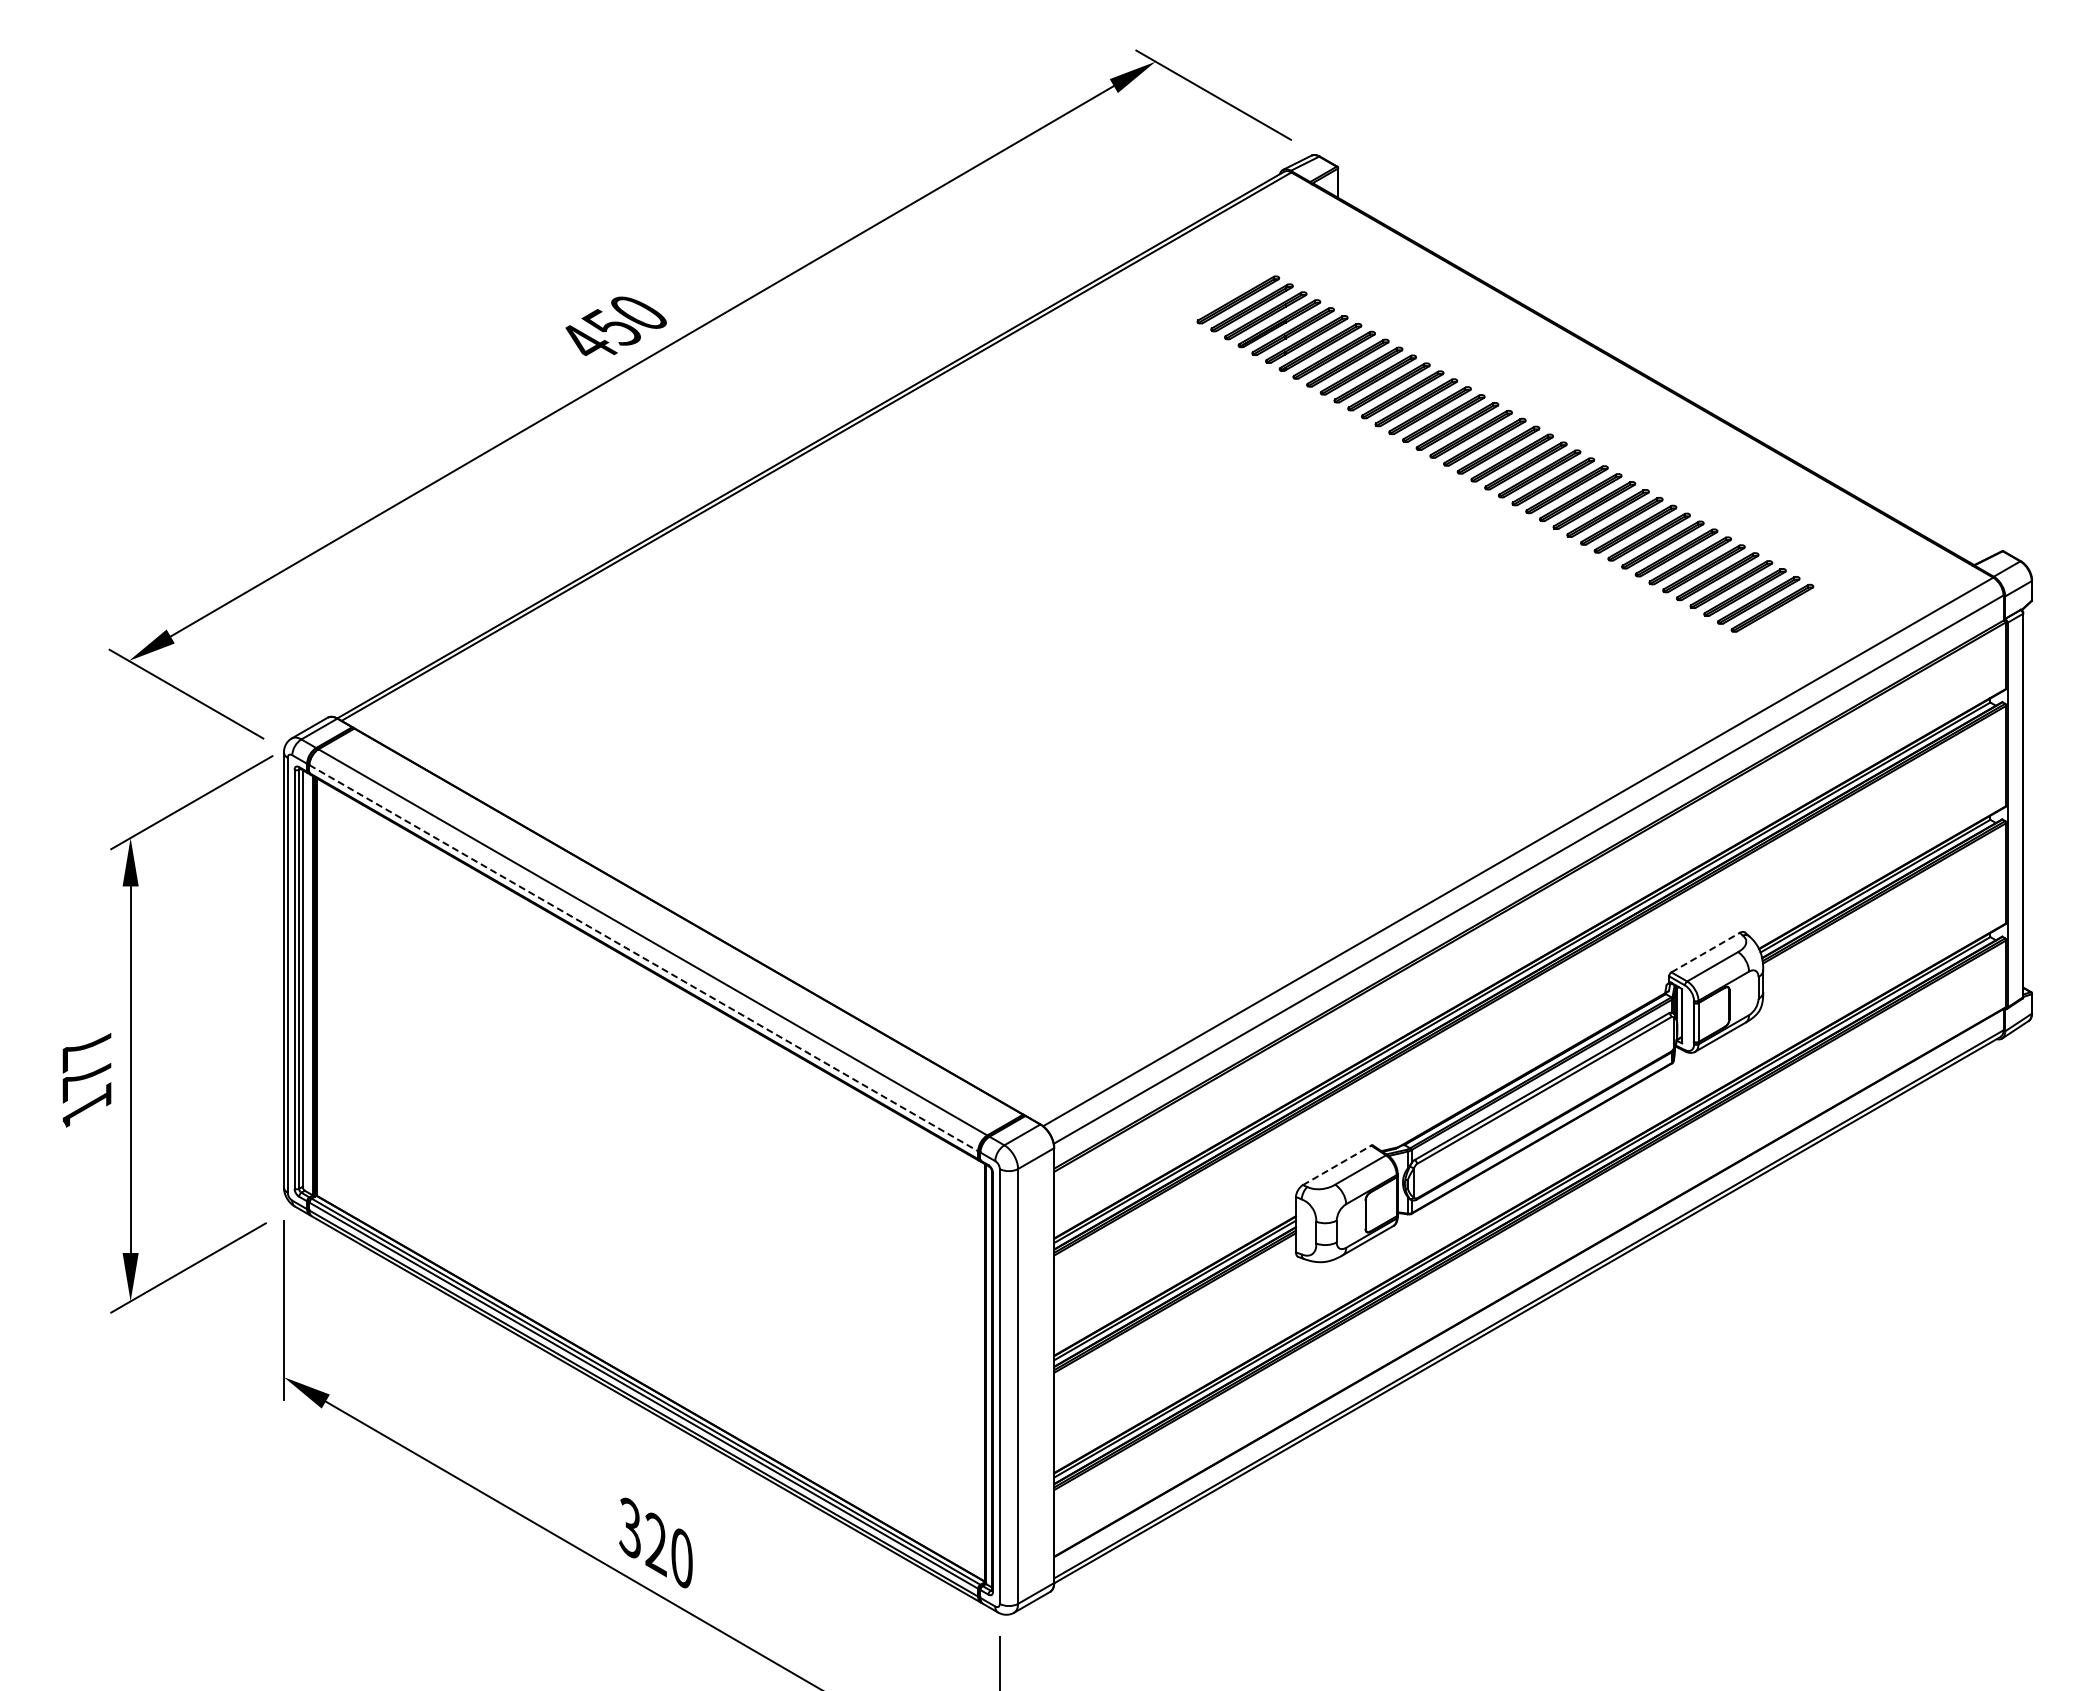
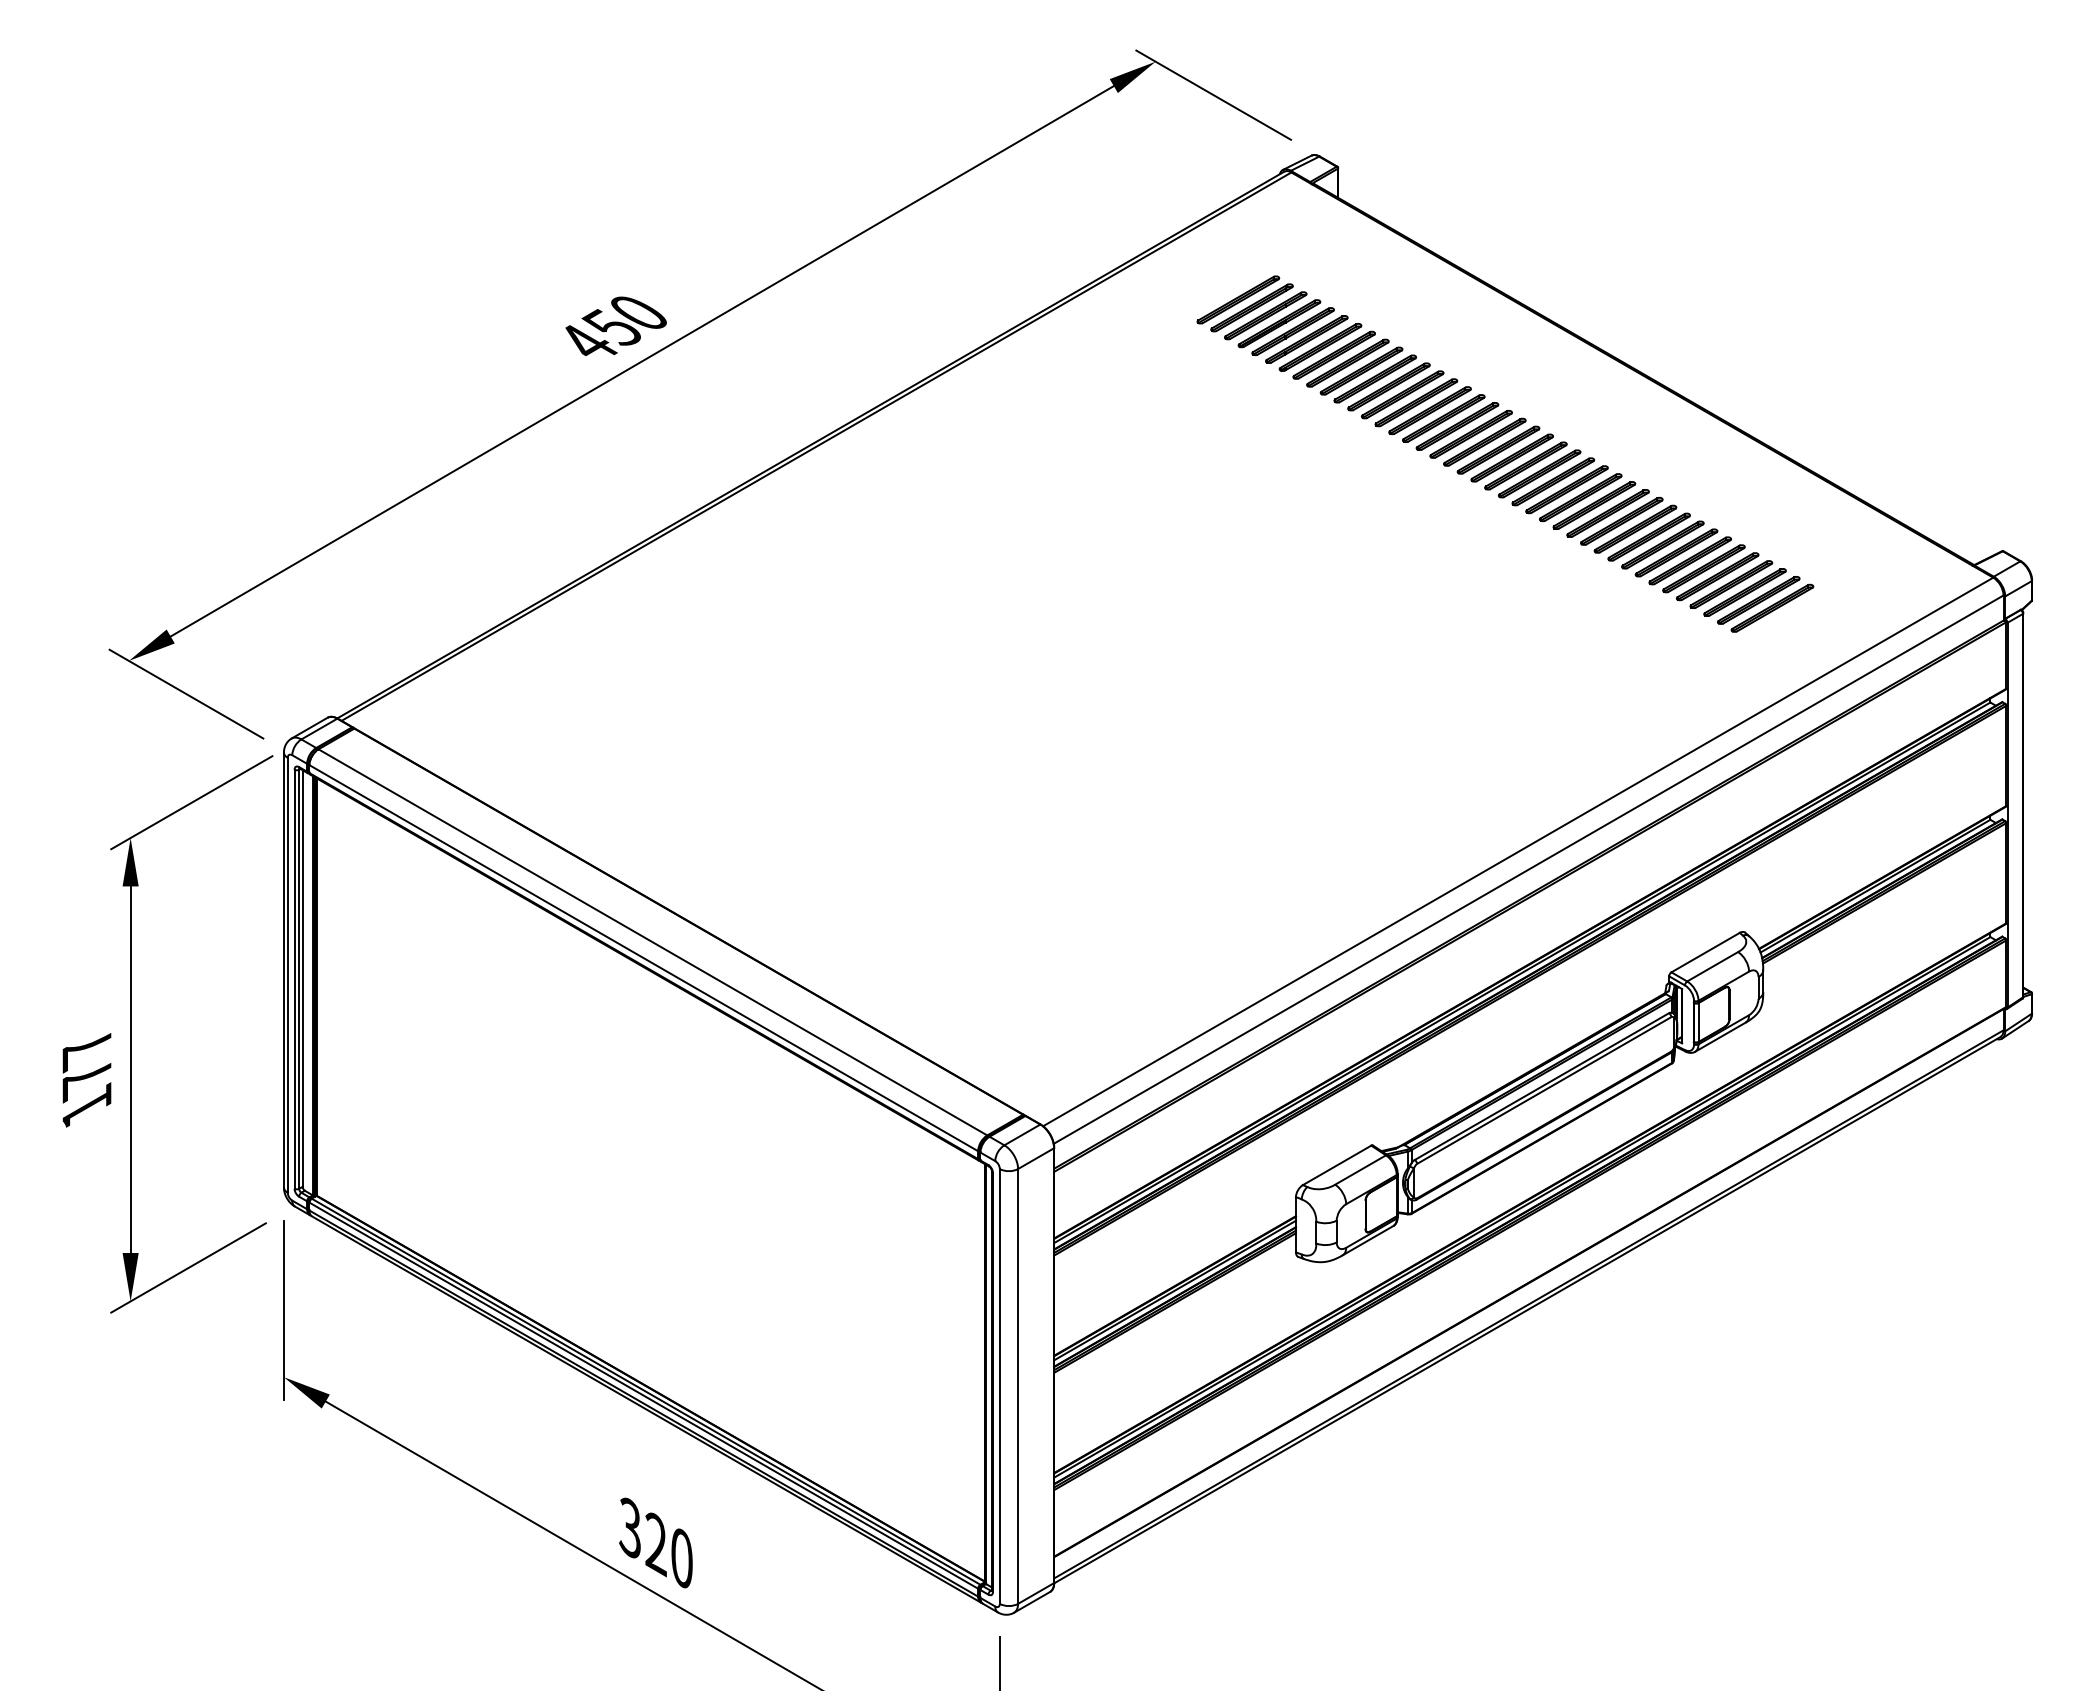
line: dashed -> solid (1706, 952)
line: dashed -> solid (644, 958)
line: dashed -> solid (1337, 1165)
